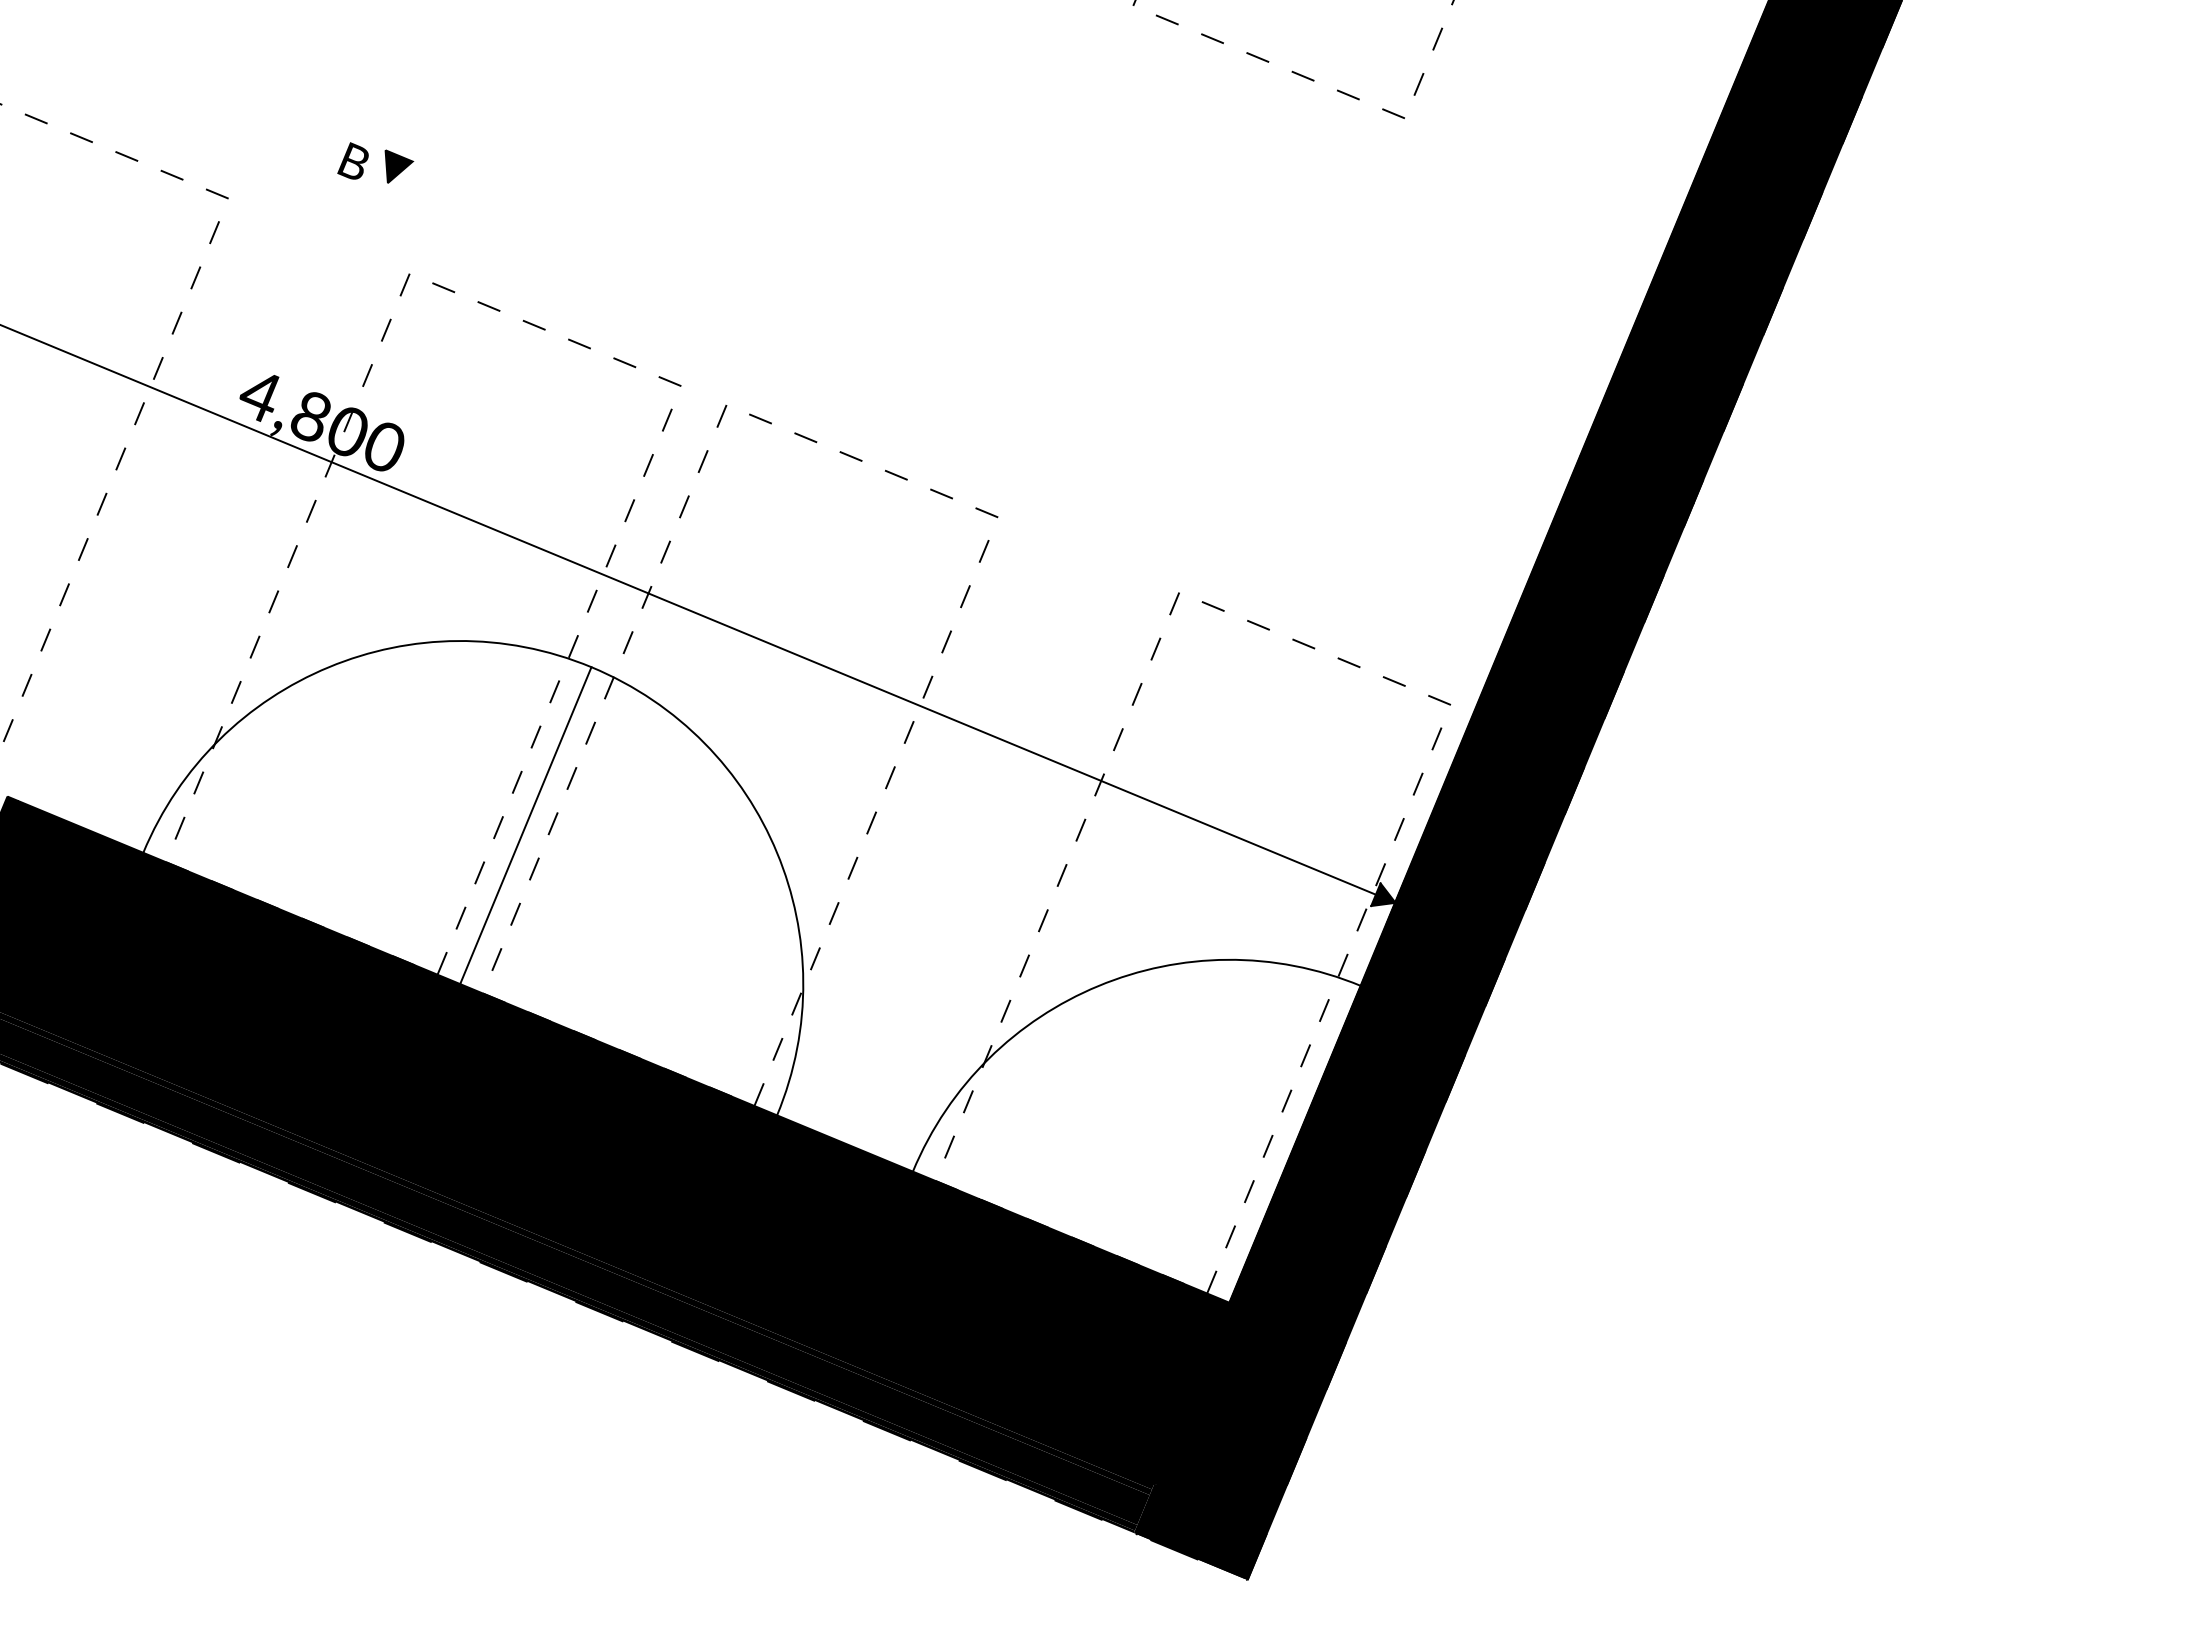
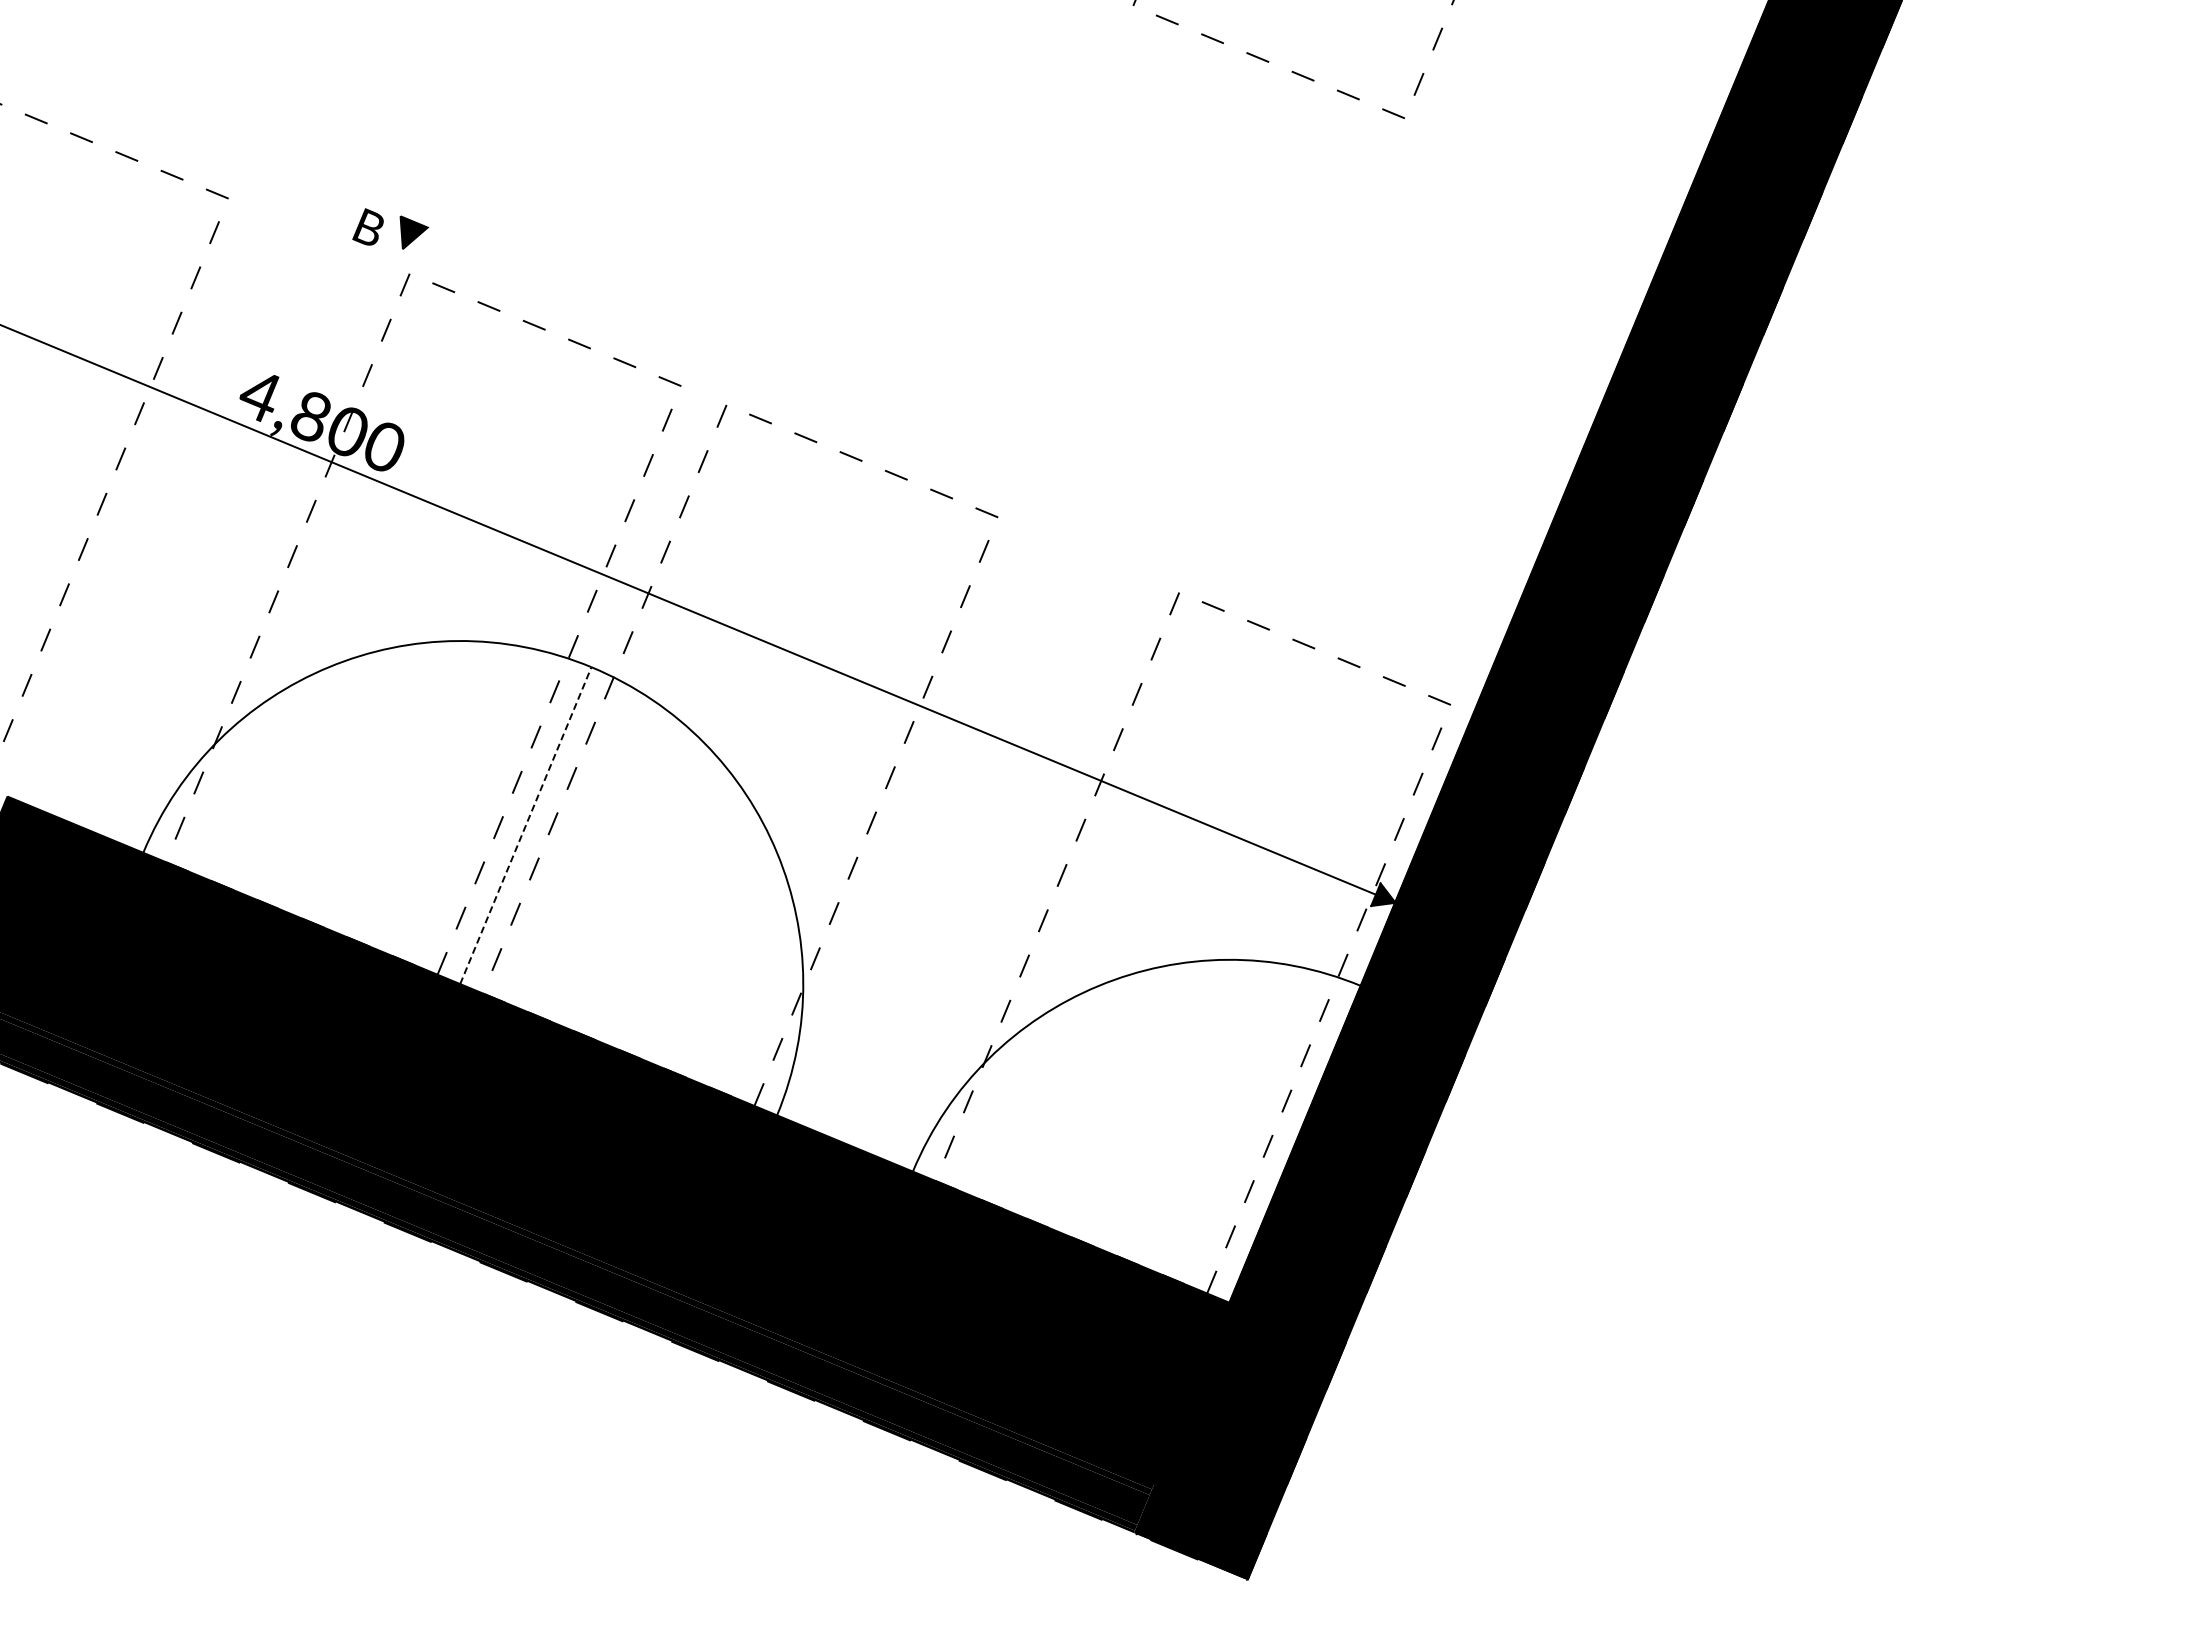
part position: (368, 158) -> (383, 224) (383, 224)
line: solid -> dashed (526, 825)
